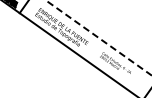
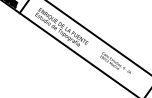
line: dashed -> solid (98, 38)
